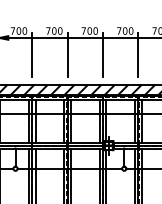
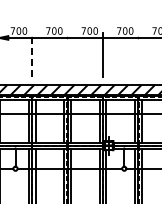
line: solid -> dashed (32, 54)
line: present -> none (67, 54)
line: present -> none (138, 54)
